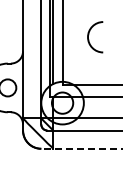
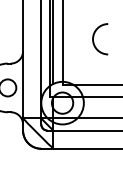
arc position: (89, 39) -> (94, 41) (94, 41)
line: dashed -> solid (81, 148)
